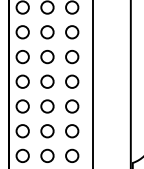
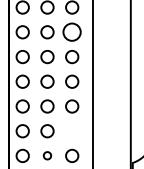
circle size: 15x15 px -> 20x20 px (71, 31)
circle: present -> none (72, 131)
circle size: 15x15 px -> 11x10 px (47, 155)
